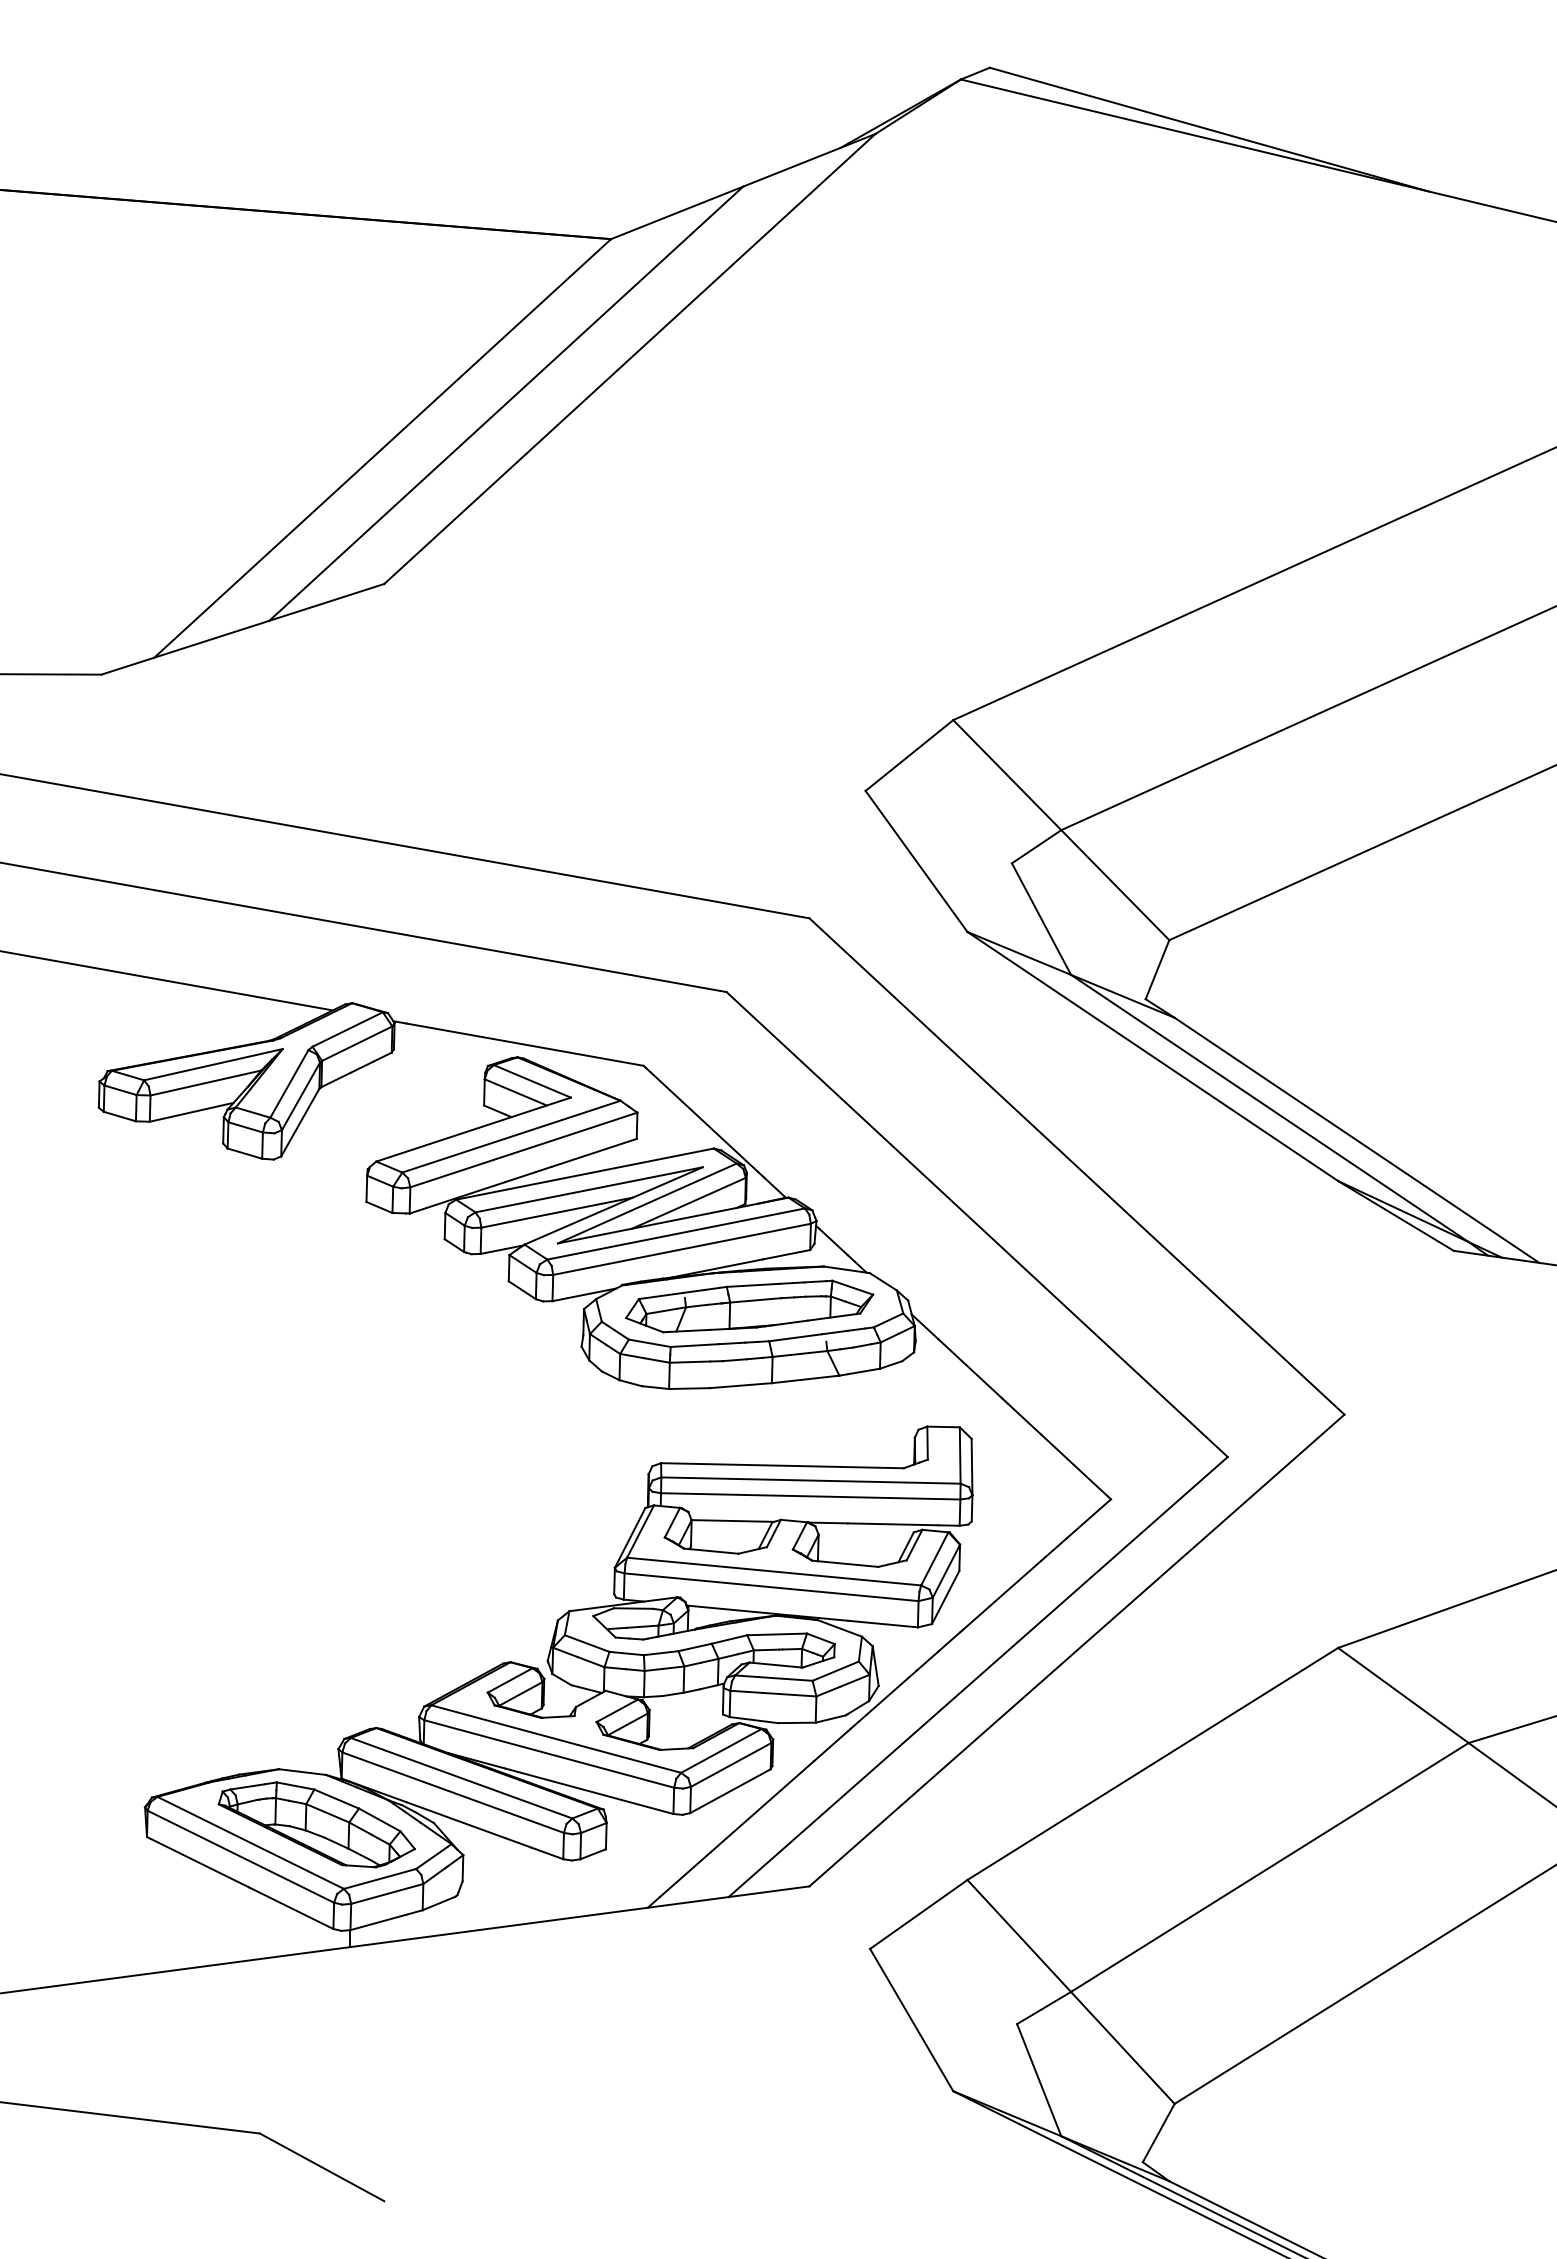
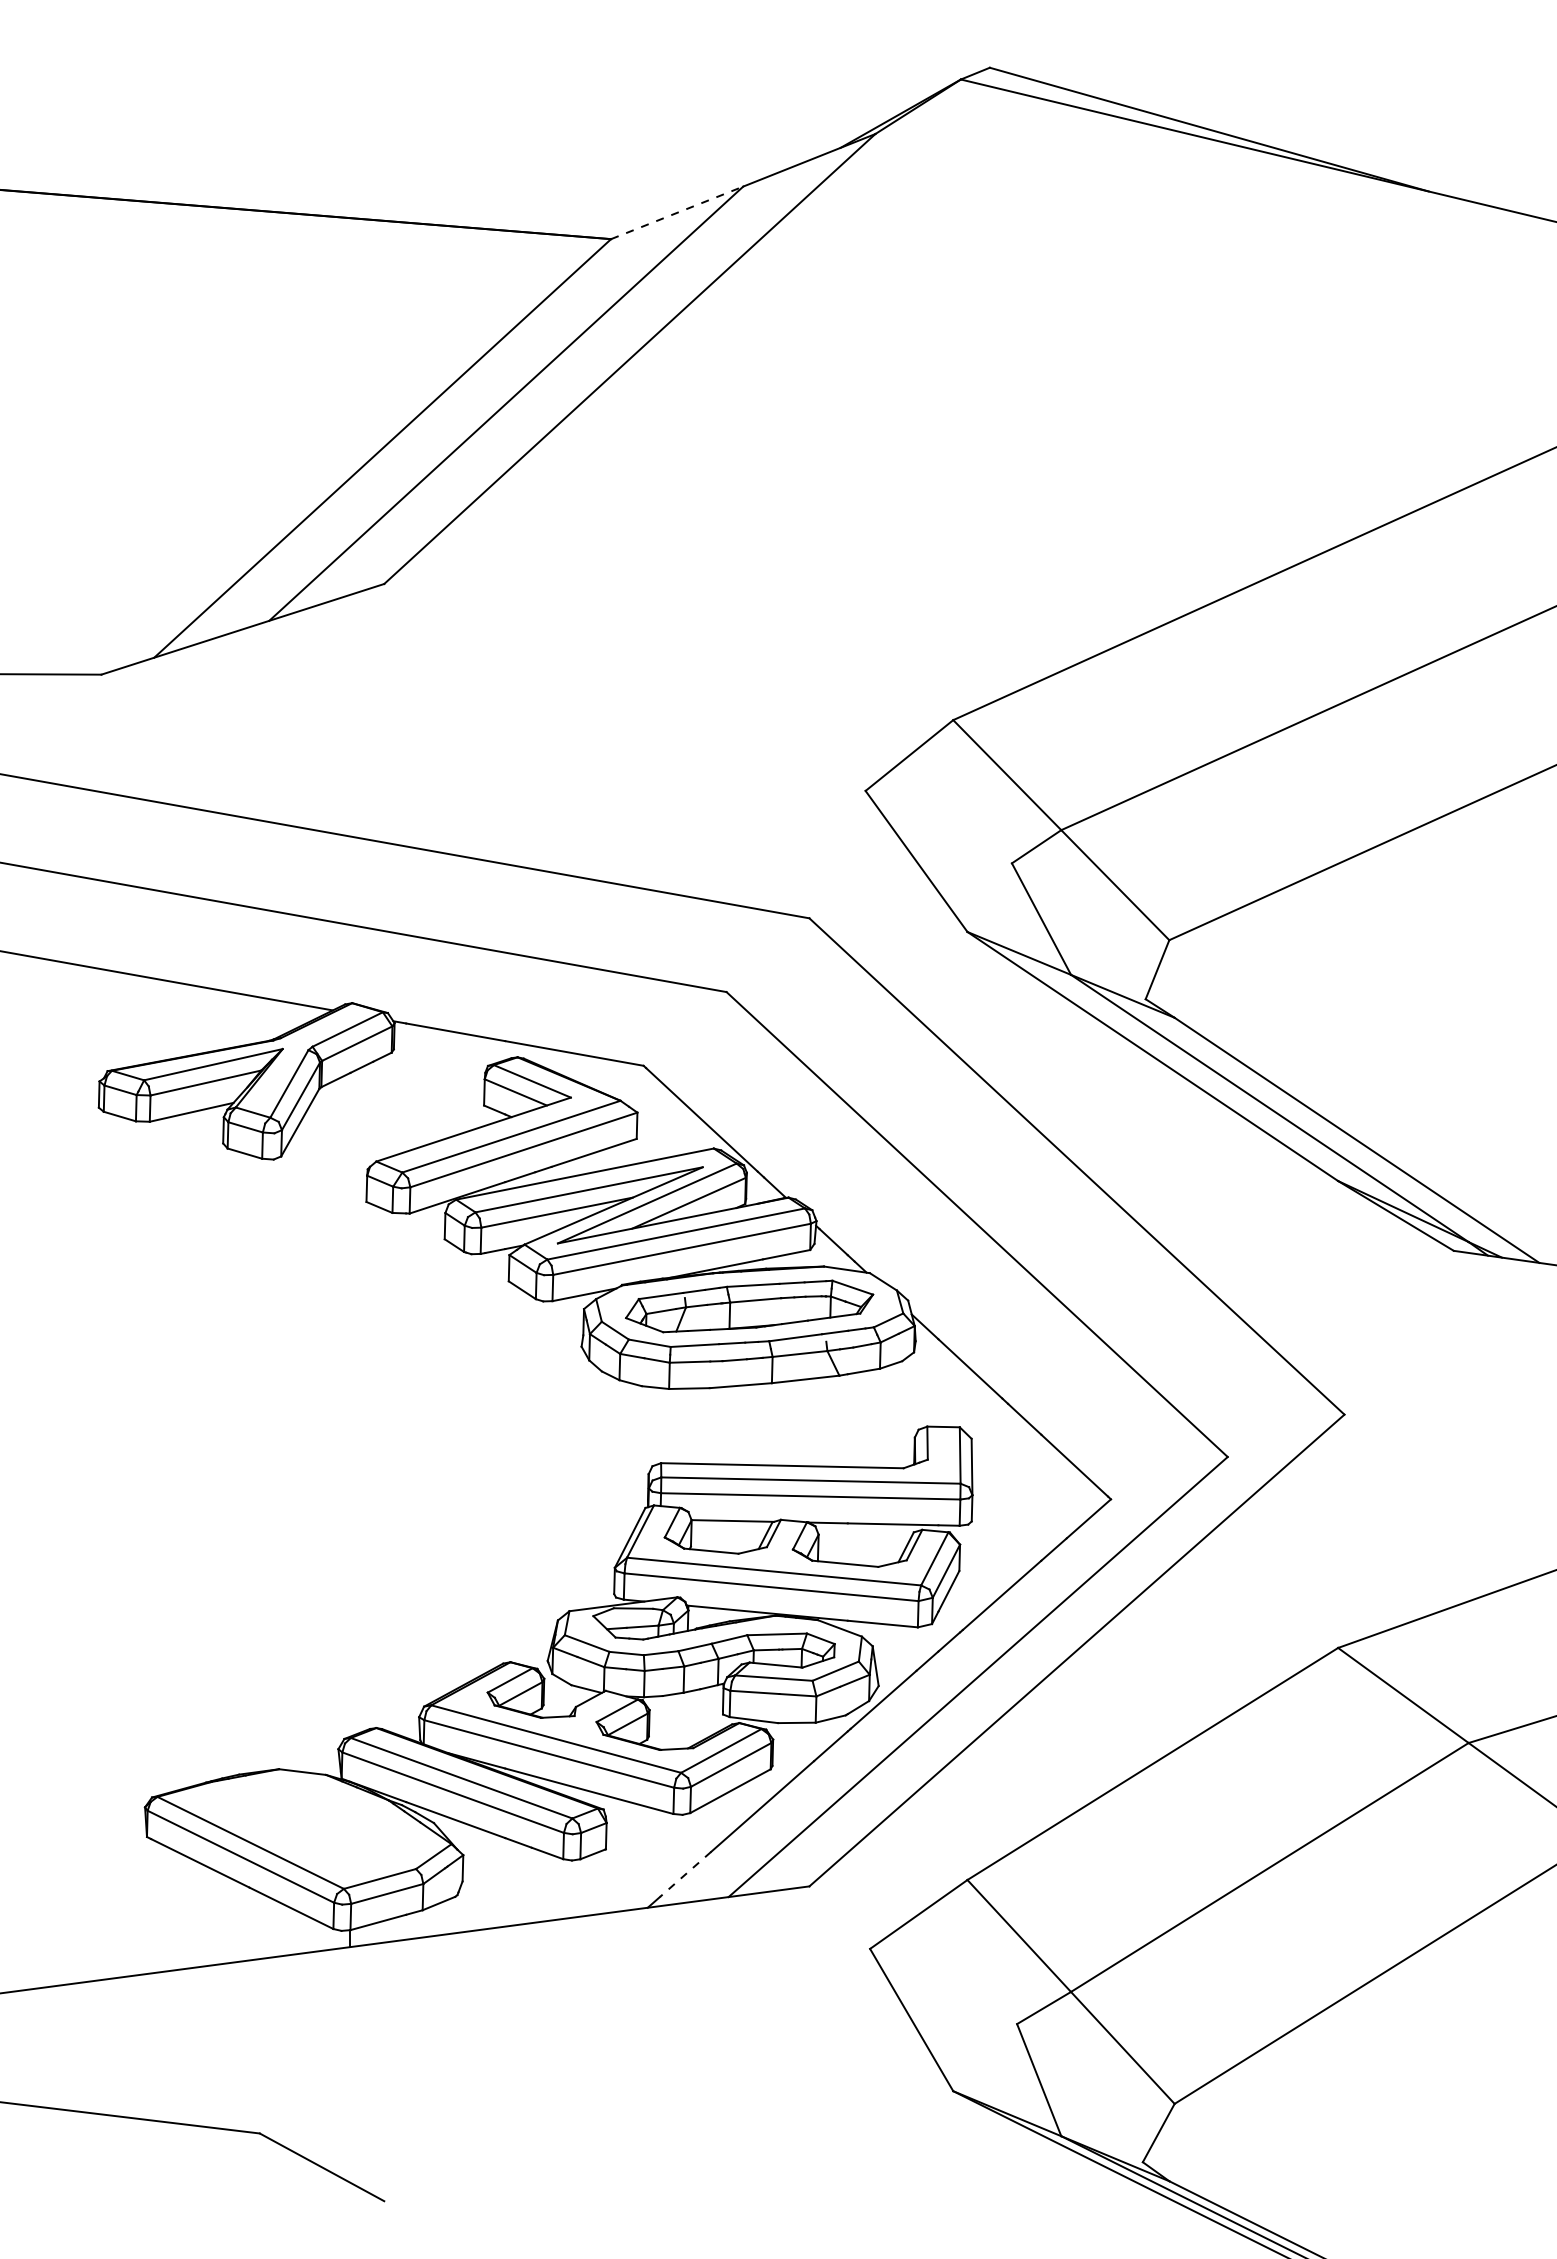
line: solid -> dashed (677, 212)
part: present -> none (316, 1824)
line: solid -> dashed (685, 1874)
